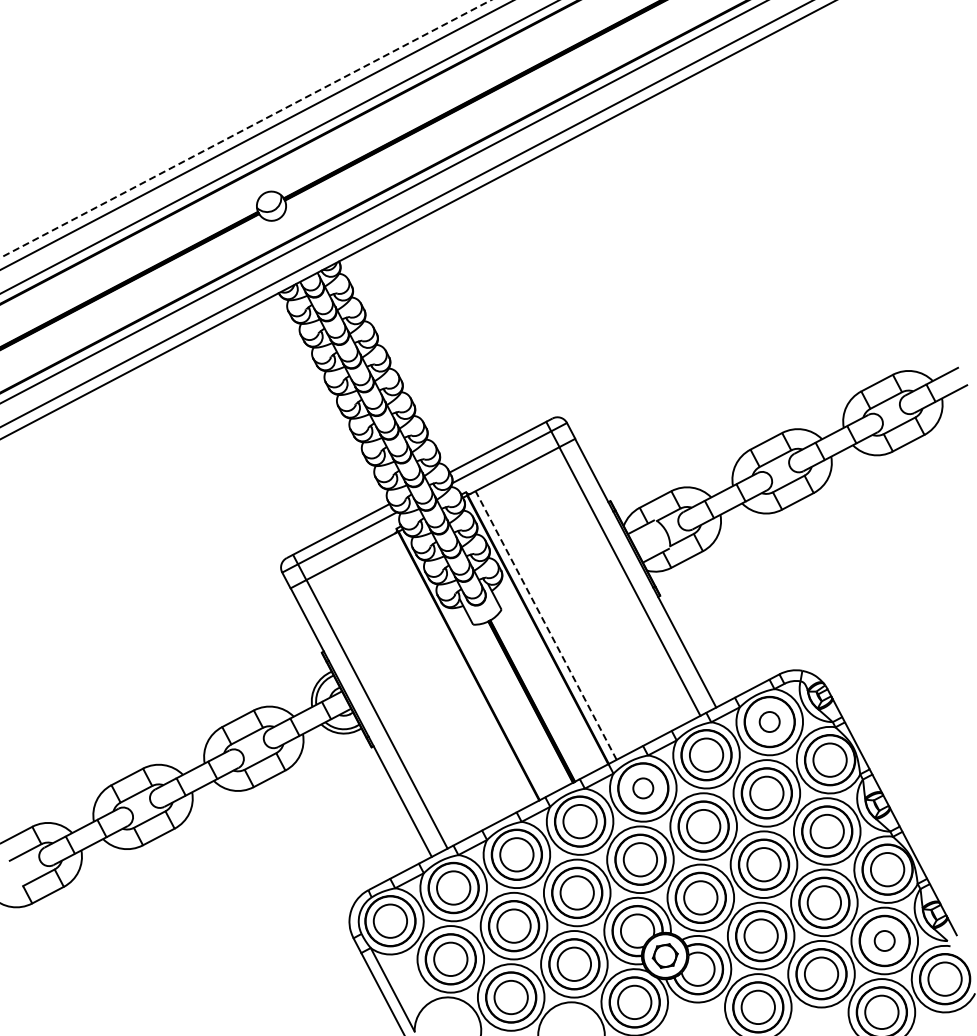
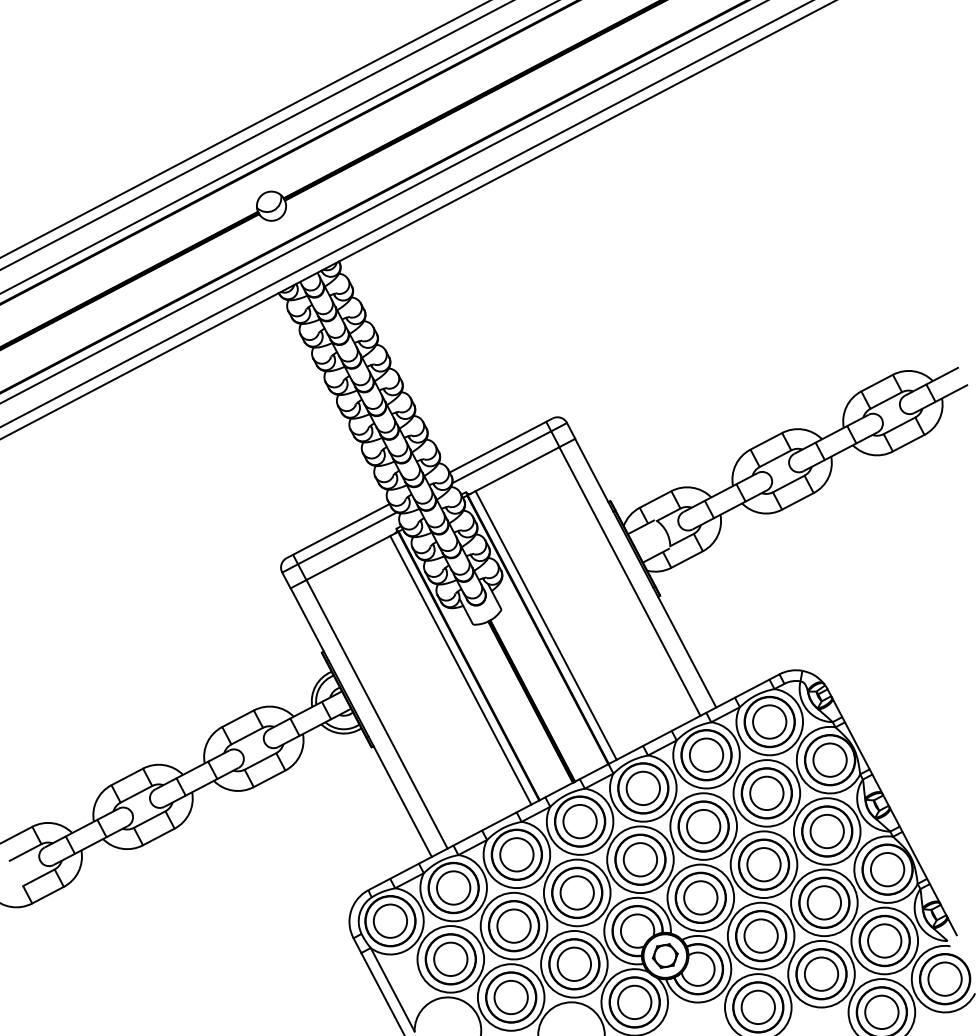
line: dashed -> solid (245, 129)
line: dashed -> solid (546, 625)
line: none -> present (460, 670)
circle diameter: 20 px -> 33 px (769, 721)
circle diameter: 20 px -> 33 px (642, 788)
circle diameter: 20 px -> 33 px (884, 940)
